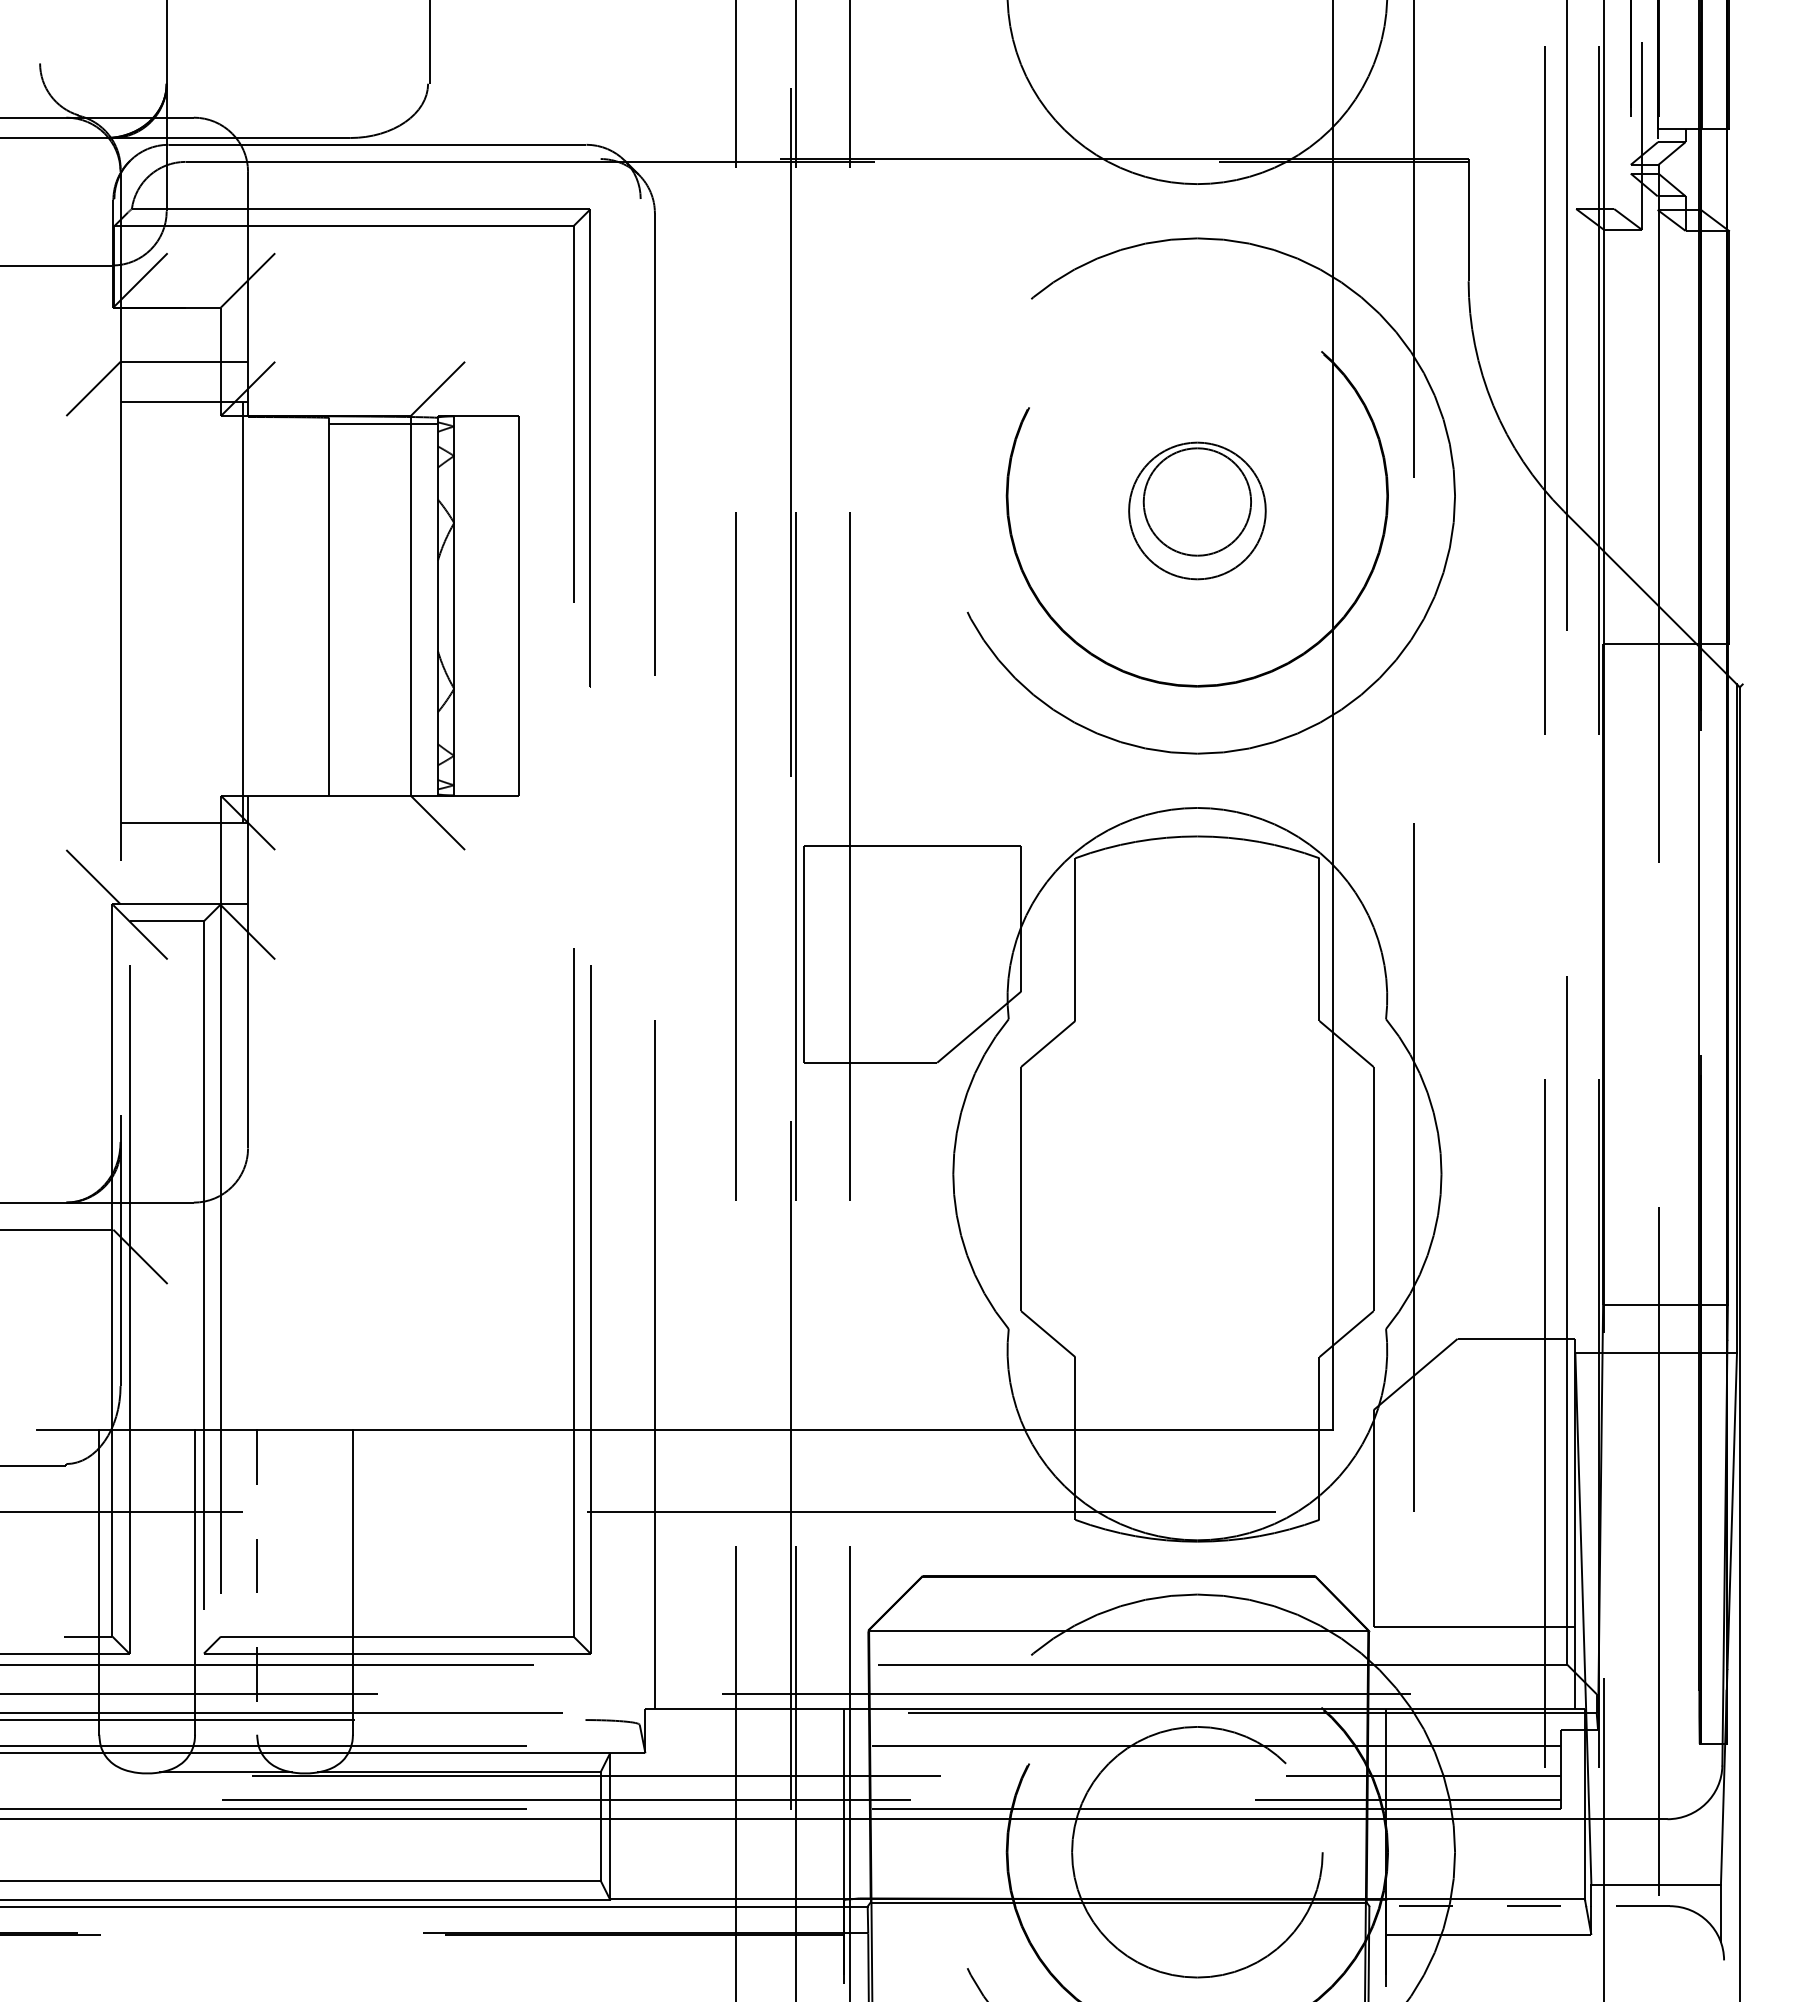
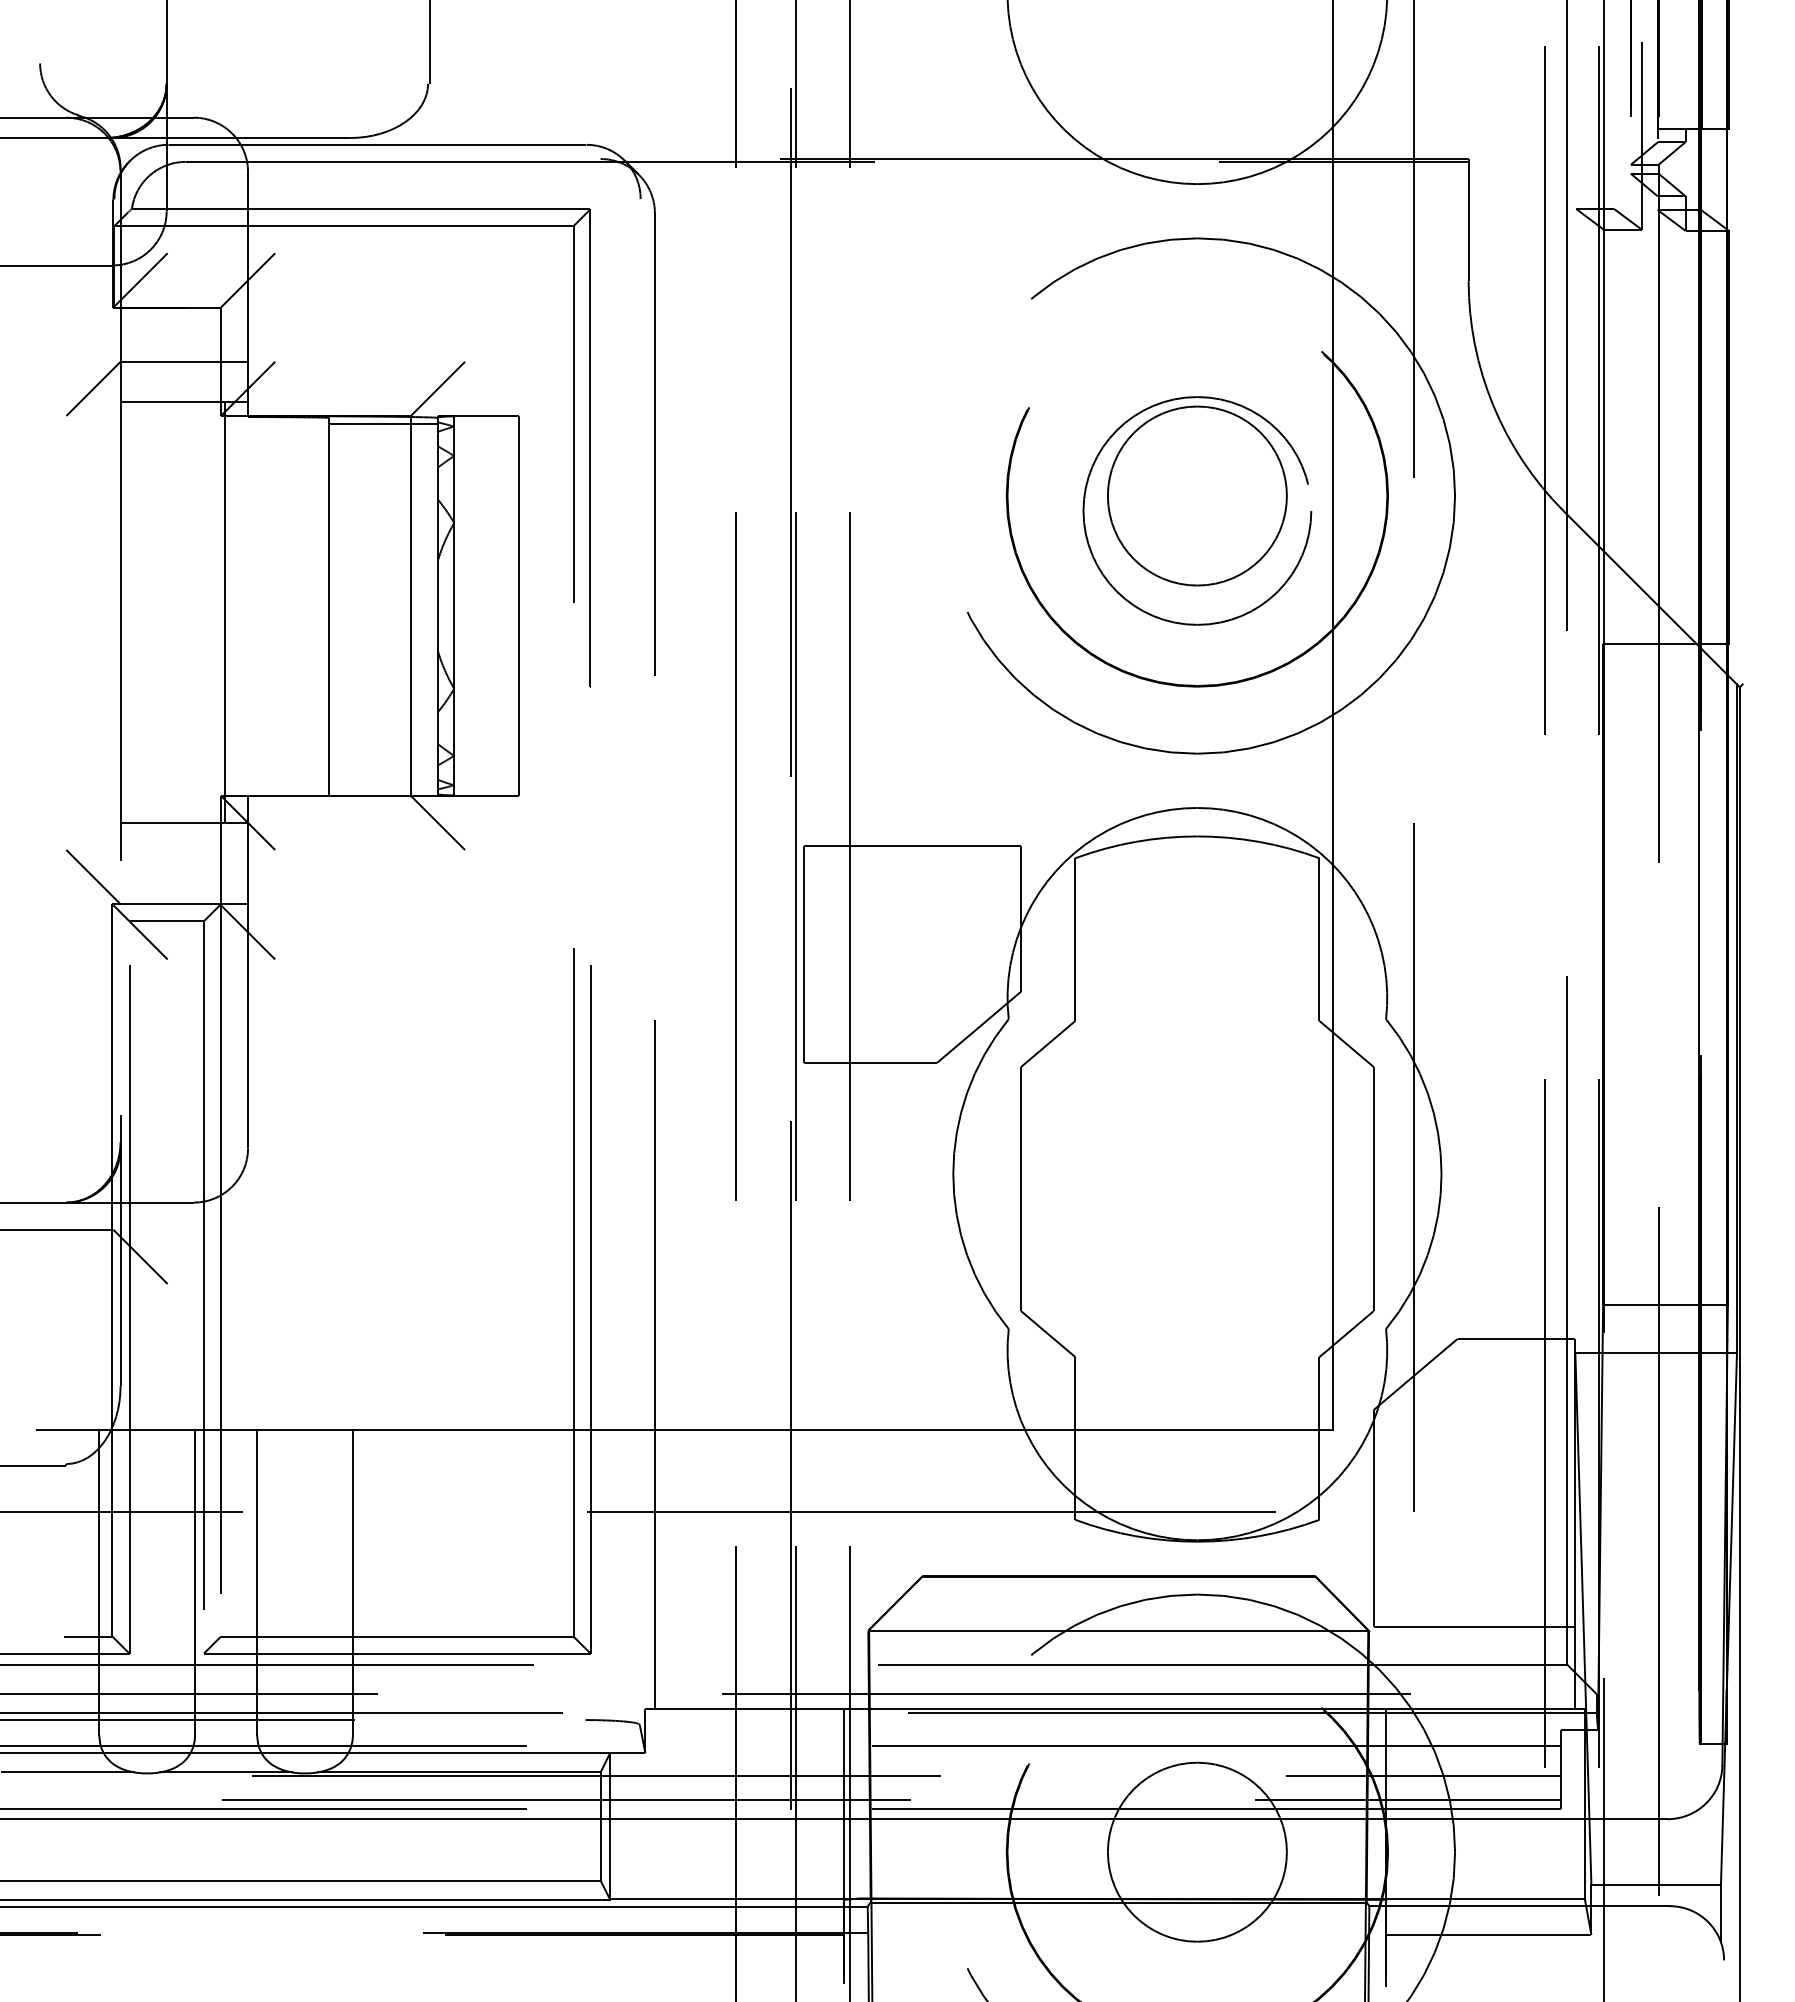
part size: 139x140 px -> 231x230 px (1197, 510)
line position: (243, 612) -> (225, 612) (225, 612)
line: dashed -> solid (257, 1583)
line: none -> present (68, 1772)
circle diameter: 251 px -> 179 px (1196, 1851)
line: dashed -> solid (1519, 1906)
